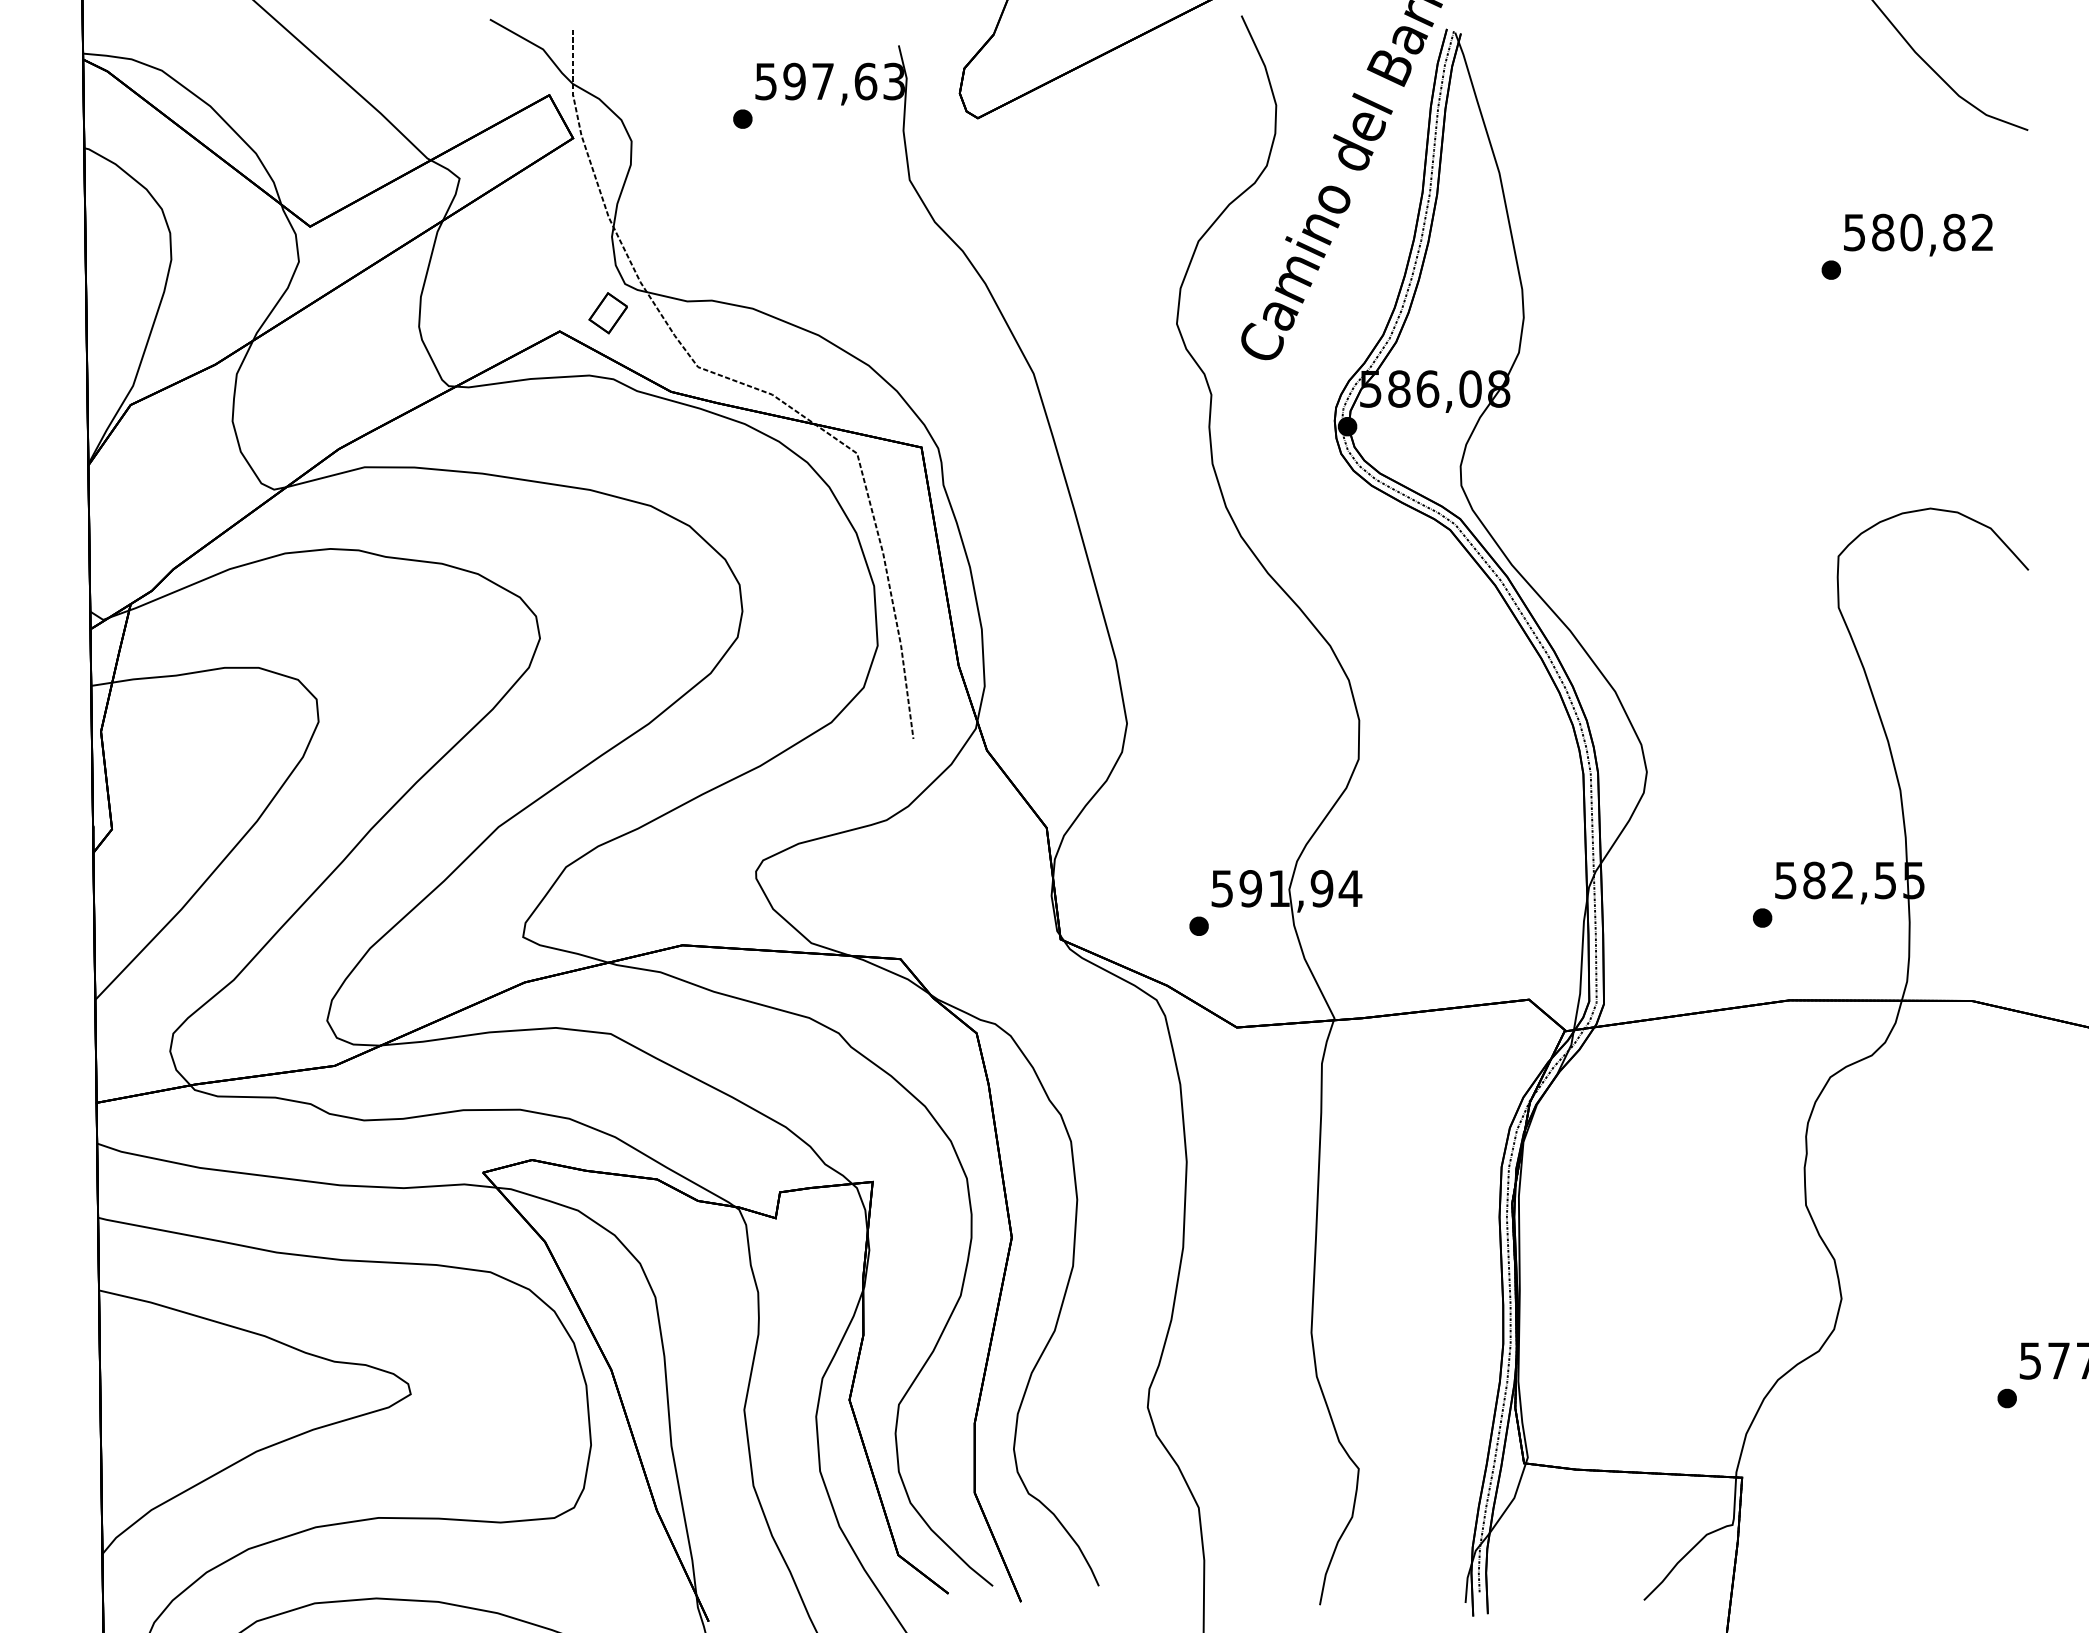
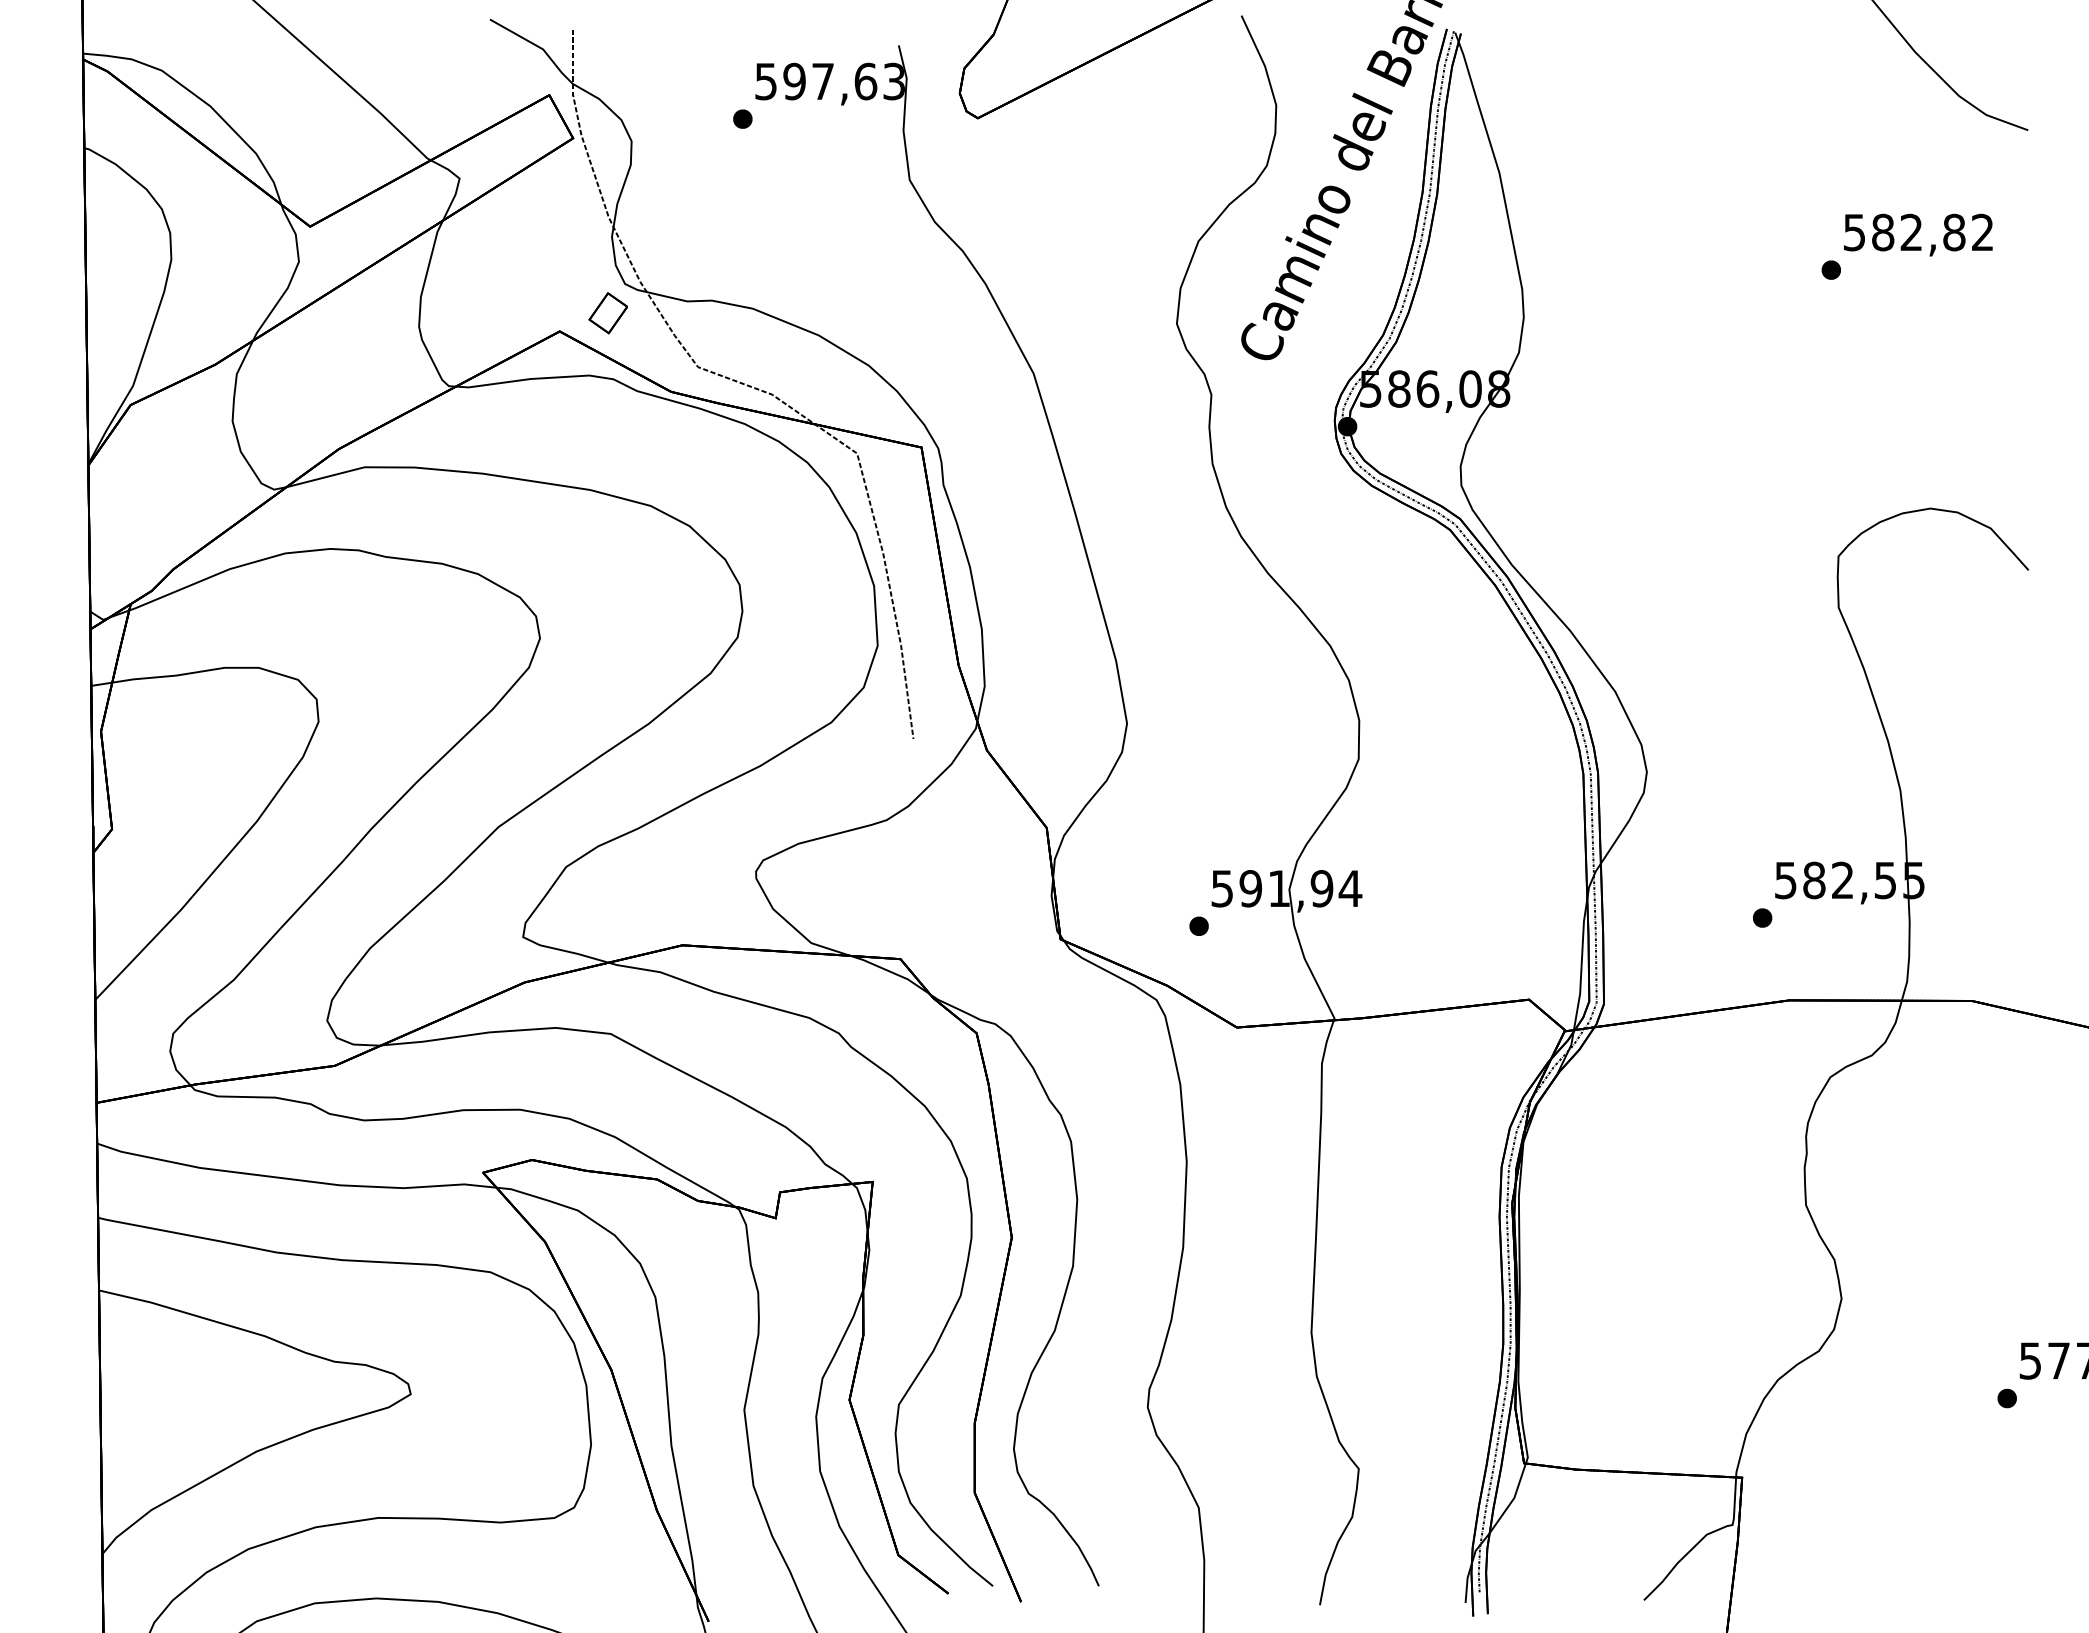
text: 580,82 -> 582,82 (1911, 232)
